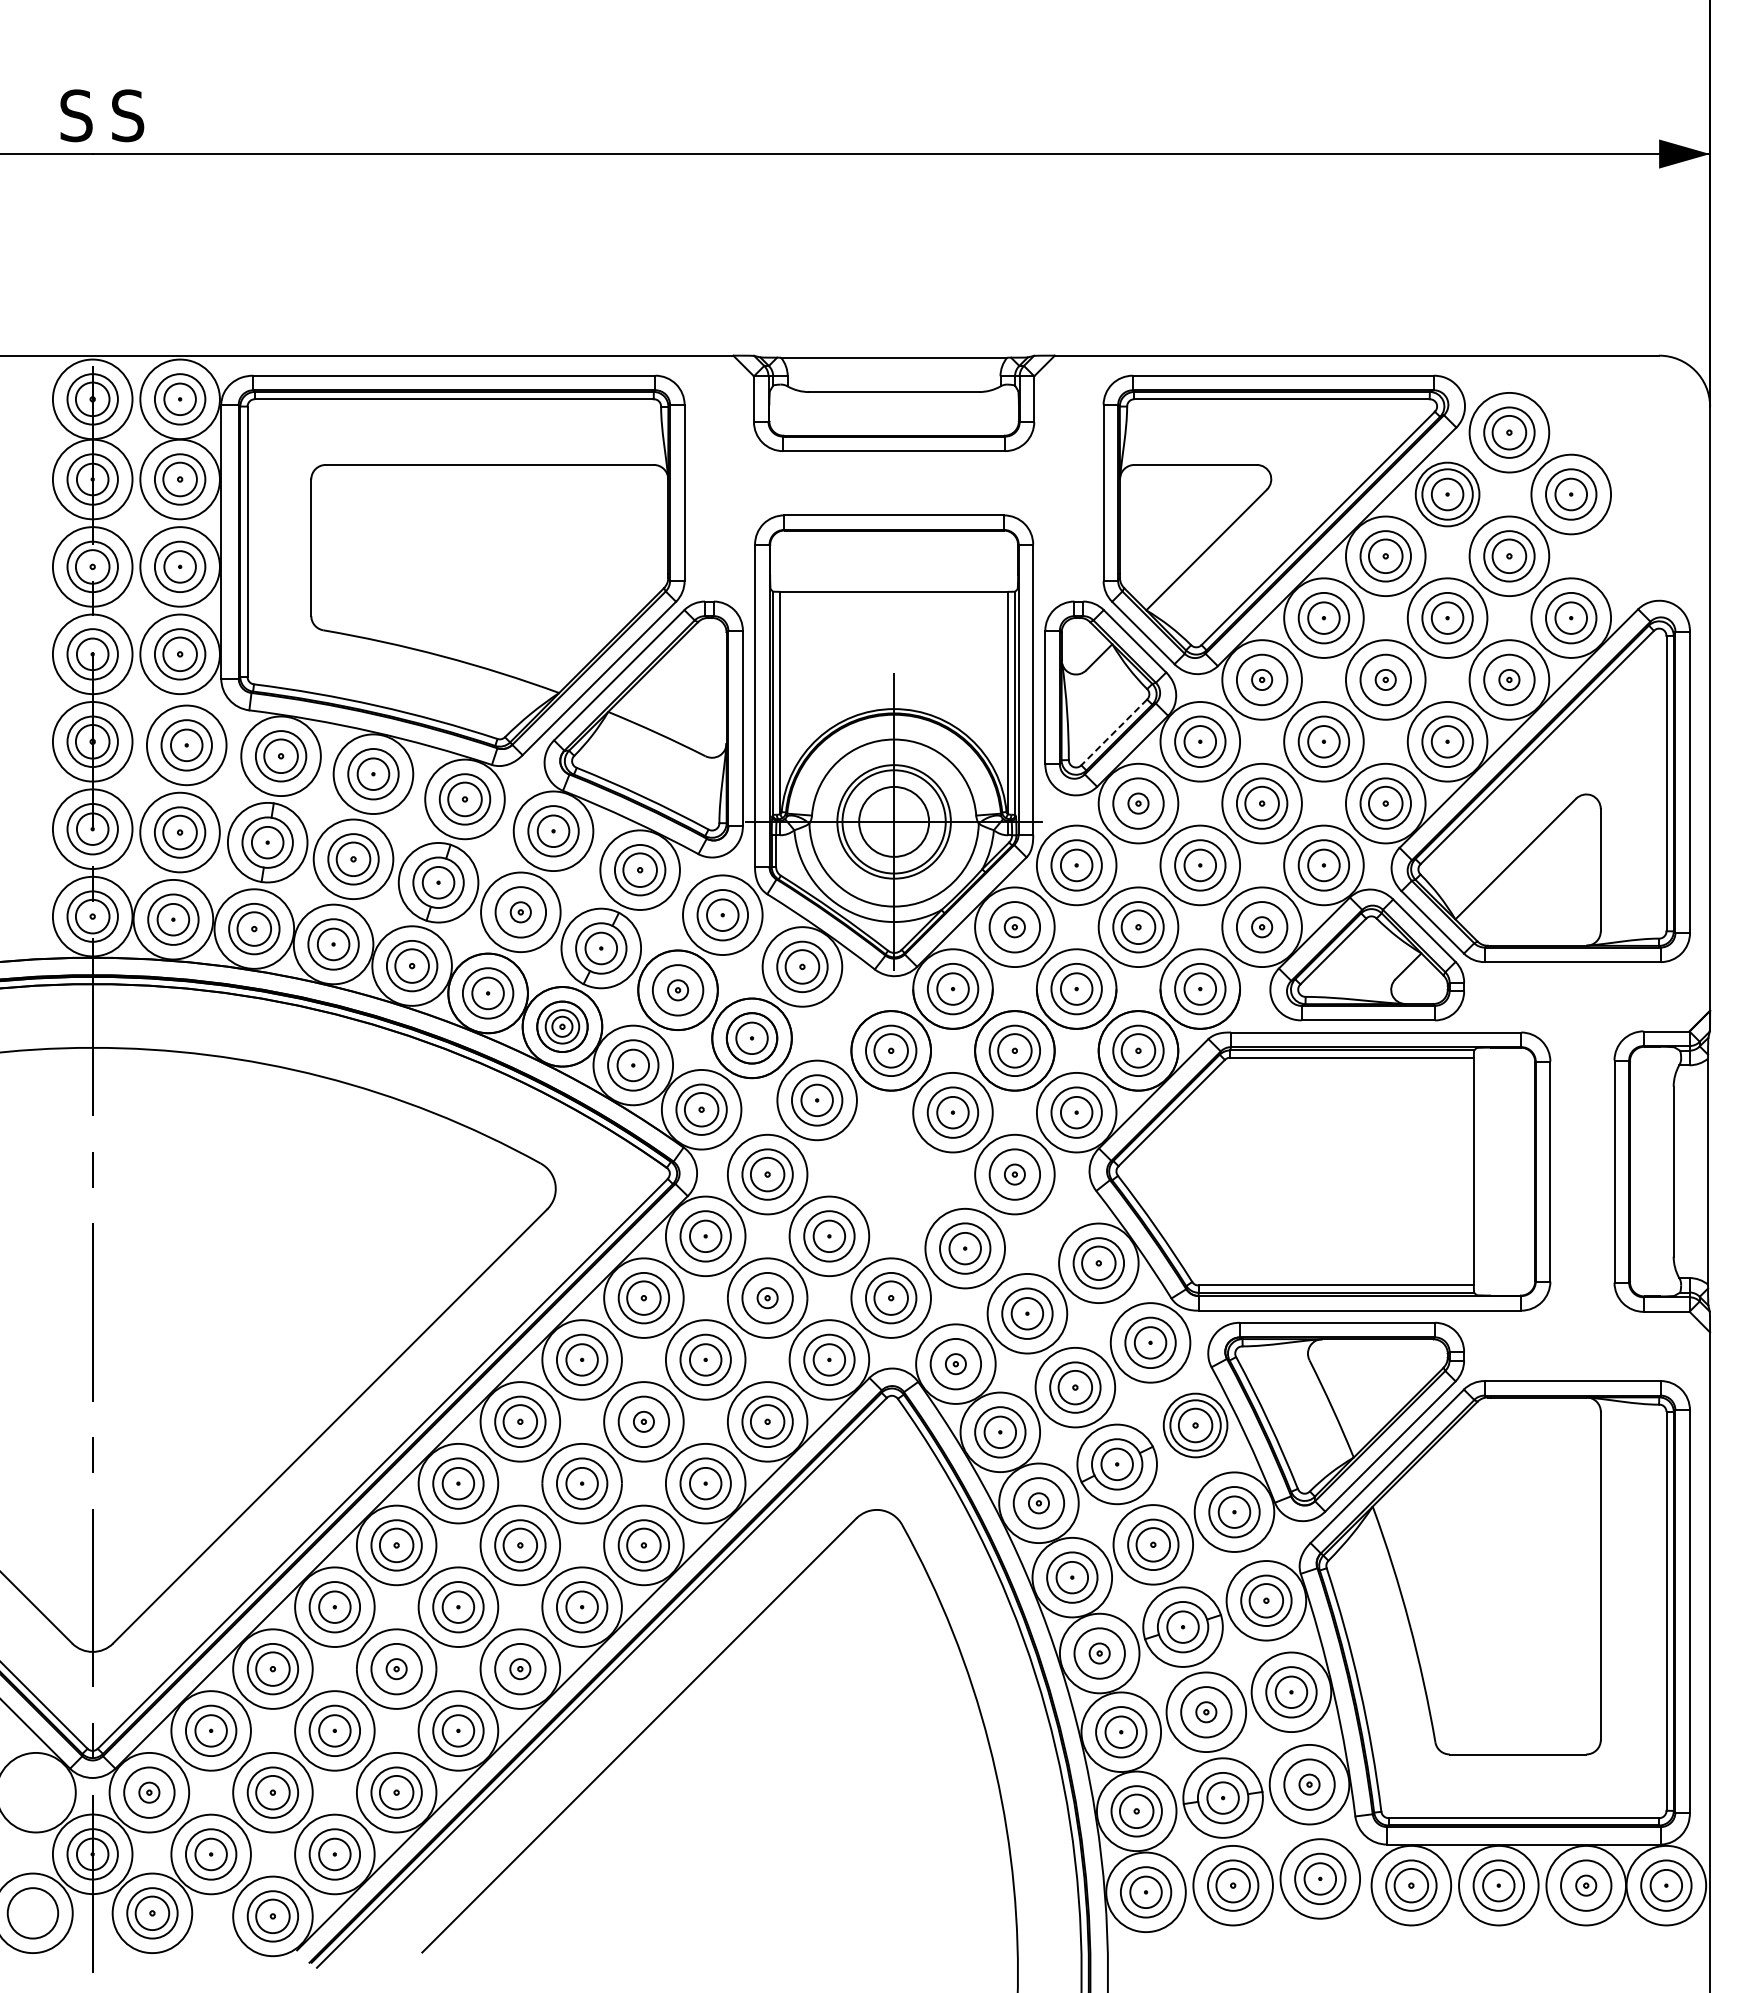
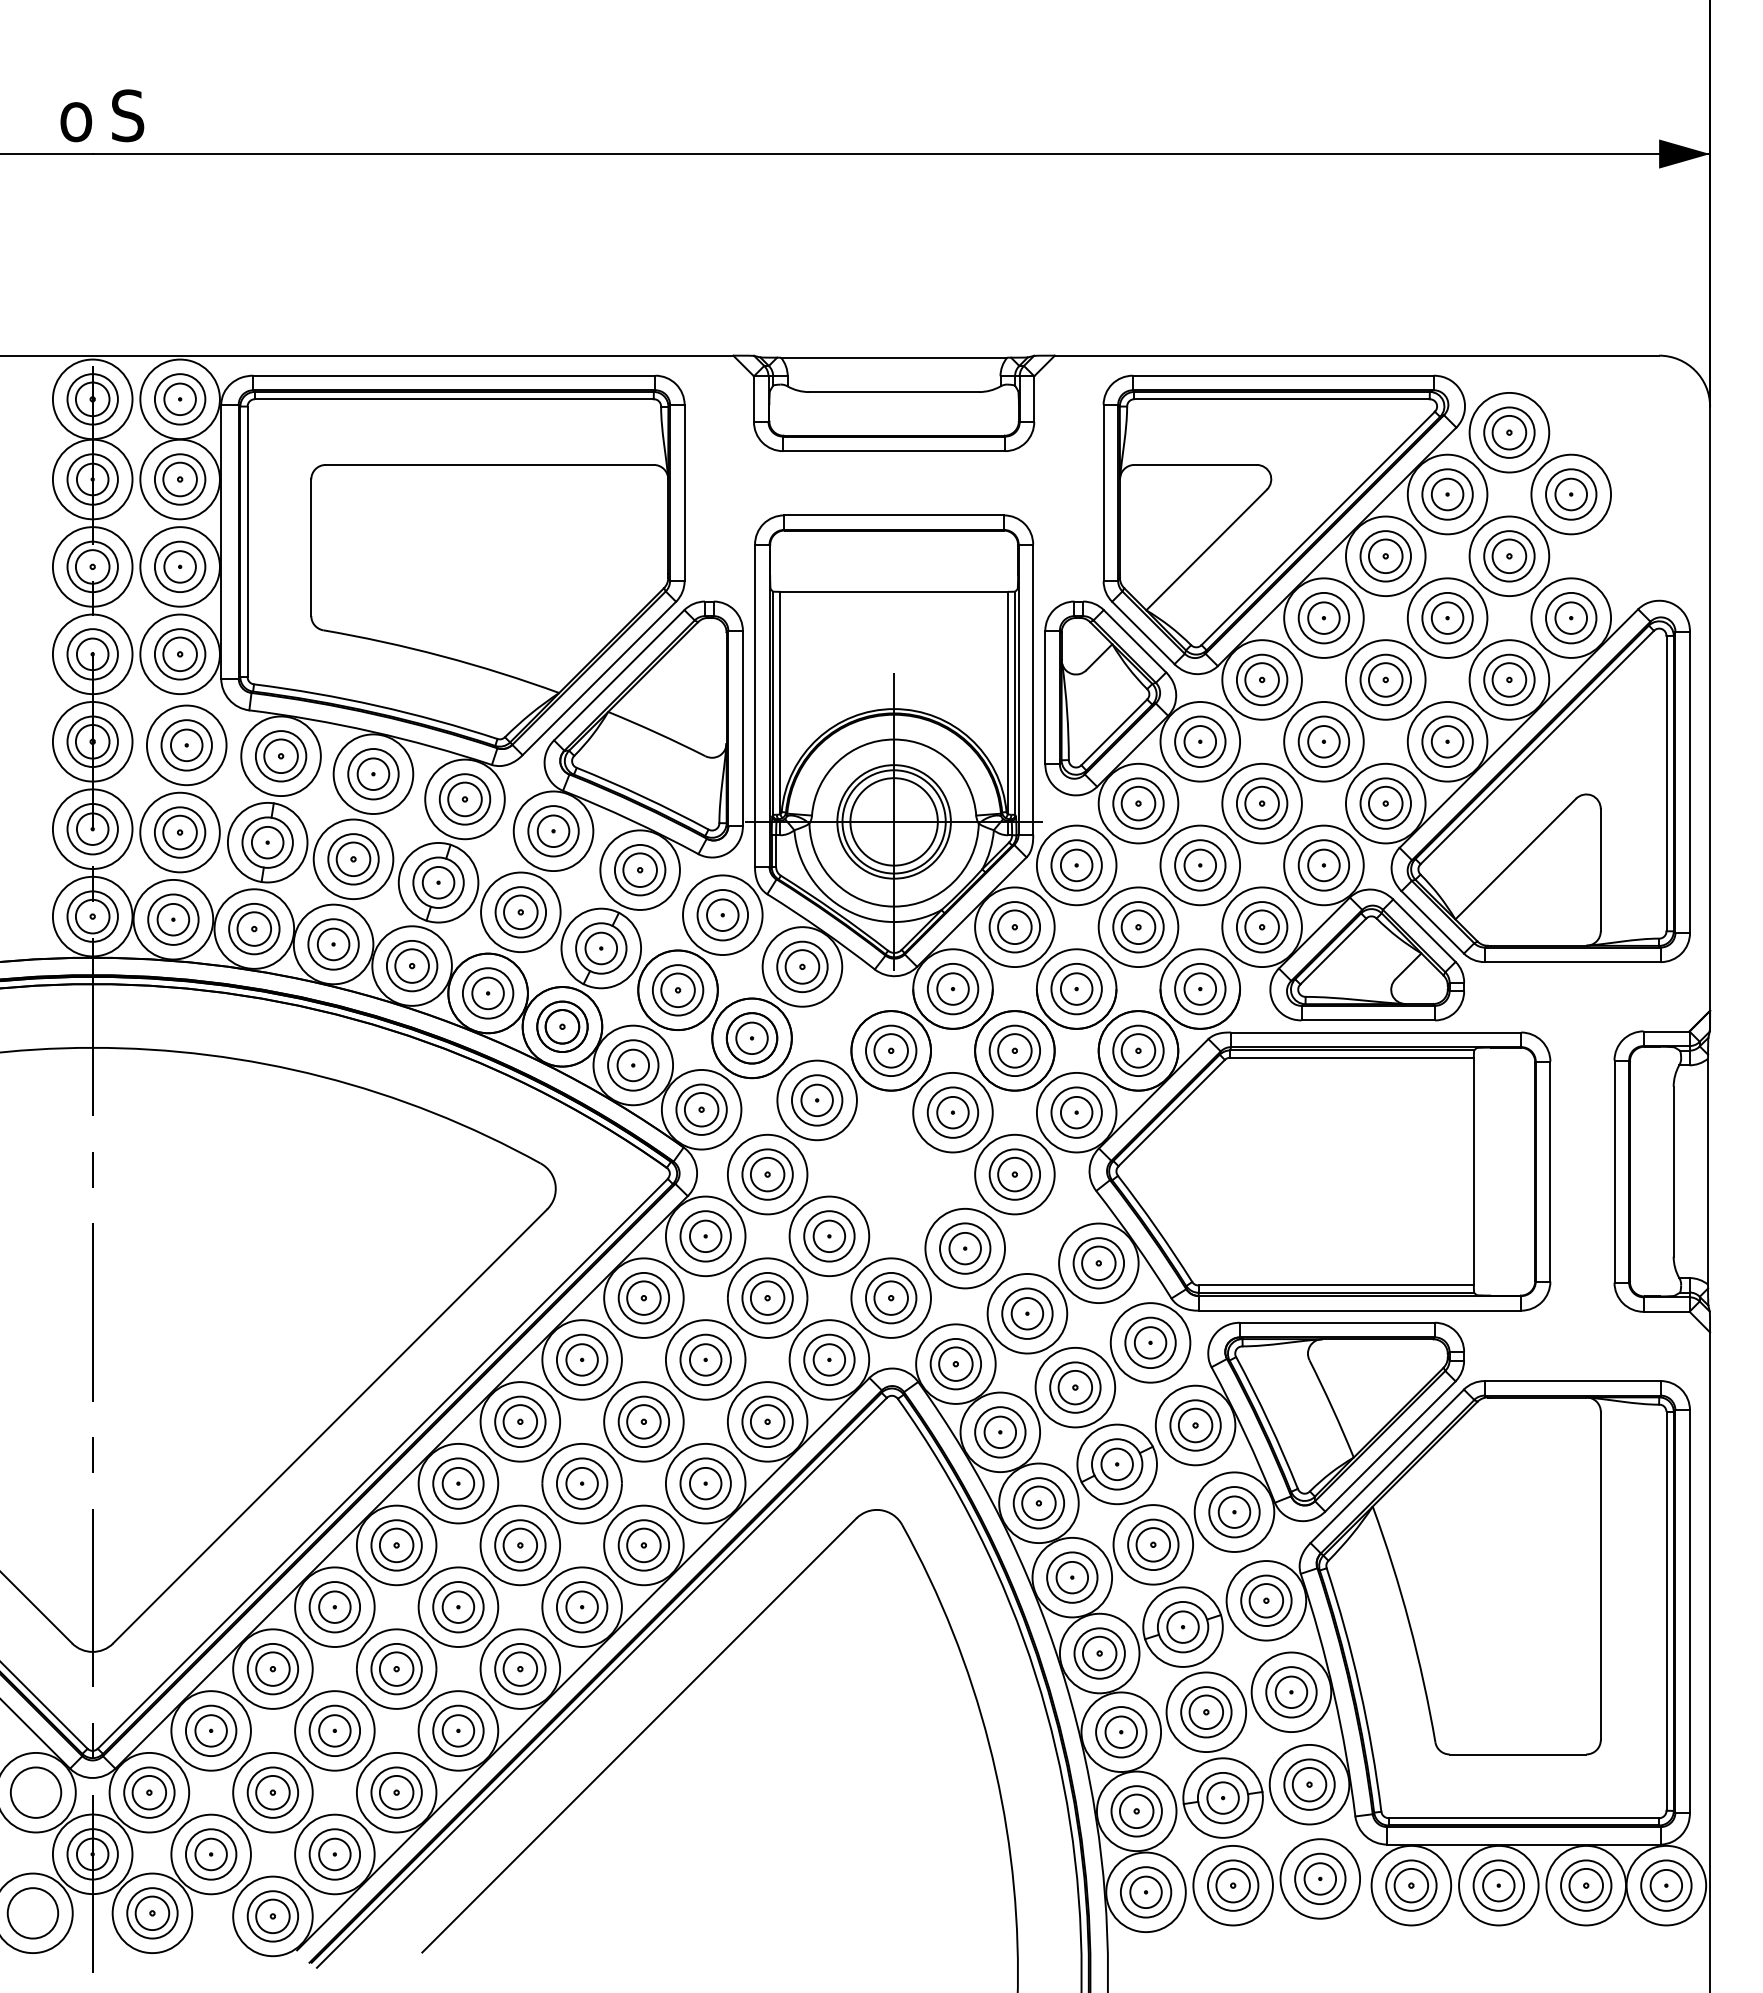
text: S -> o (76, 115)
circle diameter: 64 px -> 80 px (1447, 494)
circle diameter: 20 px -> 34 px (1261, 679)
circle diameter: 20 px -> 34 px (1385, 679)
circle diameter: 20 px -> 34 px (1509, 679)
line: dashed -> solid (1113, 732)
circle diameter: 20 px -> 34 px (1138, 803)
circle diameter: 70 px -> 87 px (893, 821)
circle diameter: 20 px -> 34 px (520, 912)
circle diameter: 20 px -> 34 px (1014, 927)
circle diameter: 20 px -> 34 px (1261, 927)
circle diameter: 20 px -> 34 px (677, 990)
circle diameter: 20 px -> 34 px (562, 1026)
circle diameter: 20 px -> 34 px (1014, 1174)
circle diameter: 20 px -> 34 px (767, 1297)
circle diameter: 20 px -> 34 px (955, 1363)
circle diameter: 20 px -> 34 px (643, 1421)
circle diameter: 64 px -> 80 px (1195, 1425)
circle diameter: 20 px -> 34 px (1038, 1503)
circle diameter: 20 px -> 34 px (1099, 1653)
circle diameter: 20 px -> 34 px (396, 1668)
circle diameter: 20 px -> 34 px (520, 1668)
circle diameter: 20 px -> 34 px (1206, 1712)
circle diameter: 20 px -> 34 px (1309, 1784)
circle: none -> present (35, 1792)
circle diameter: 20 px -> 34 px (149, 1792)
circle diameter: 20 px -> 34 px (1586, 1885)
